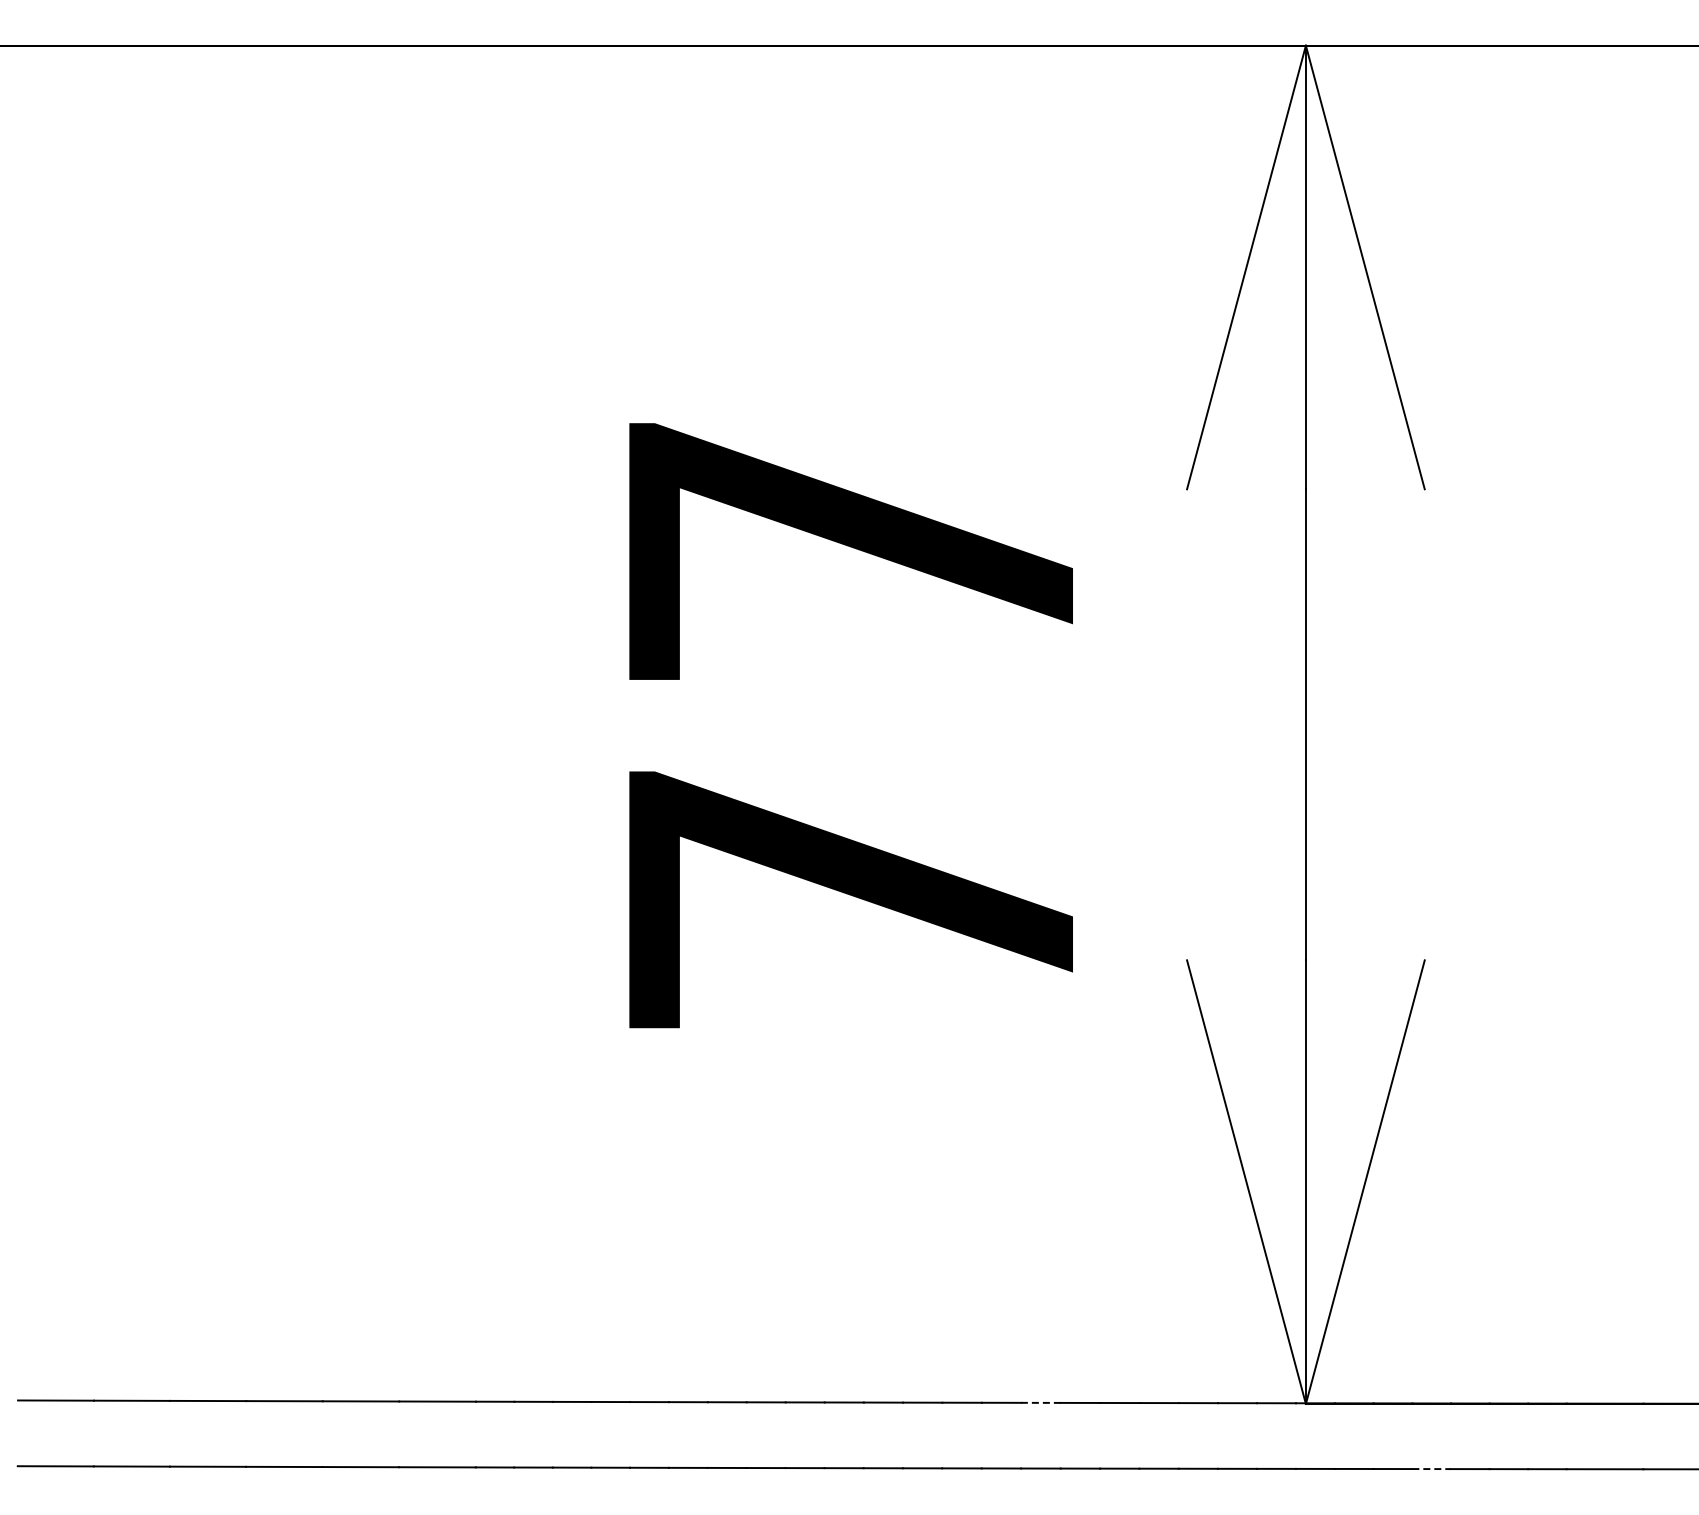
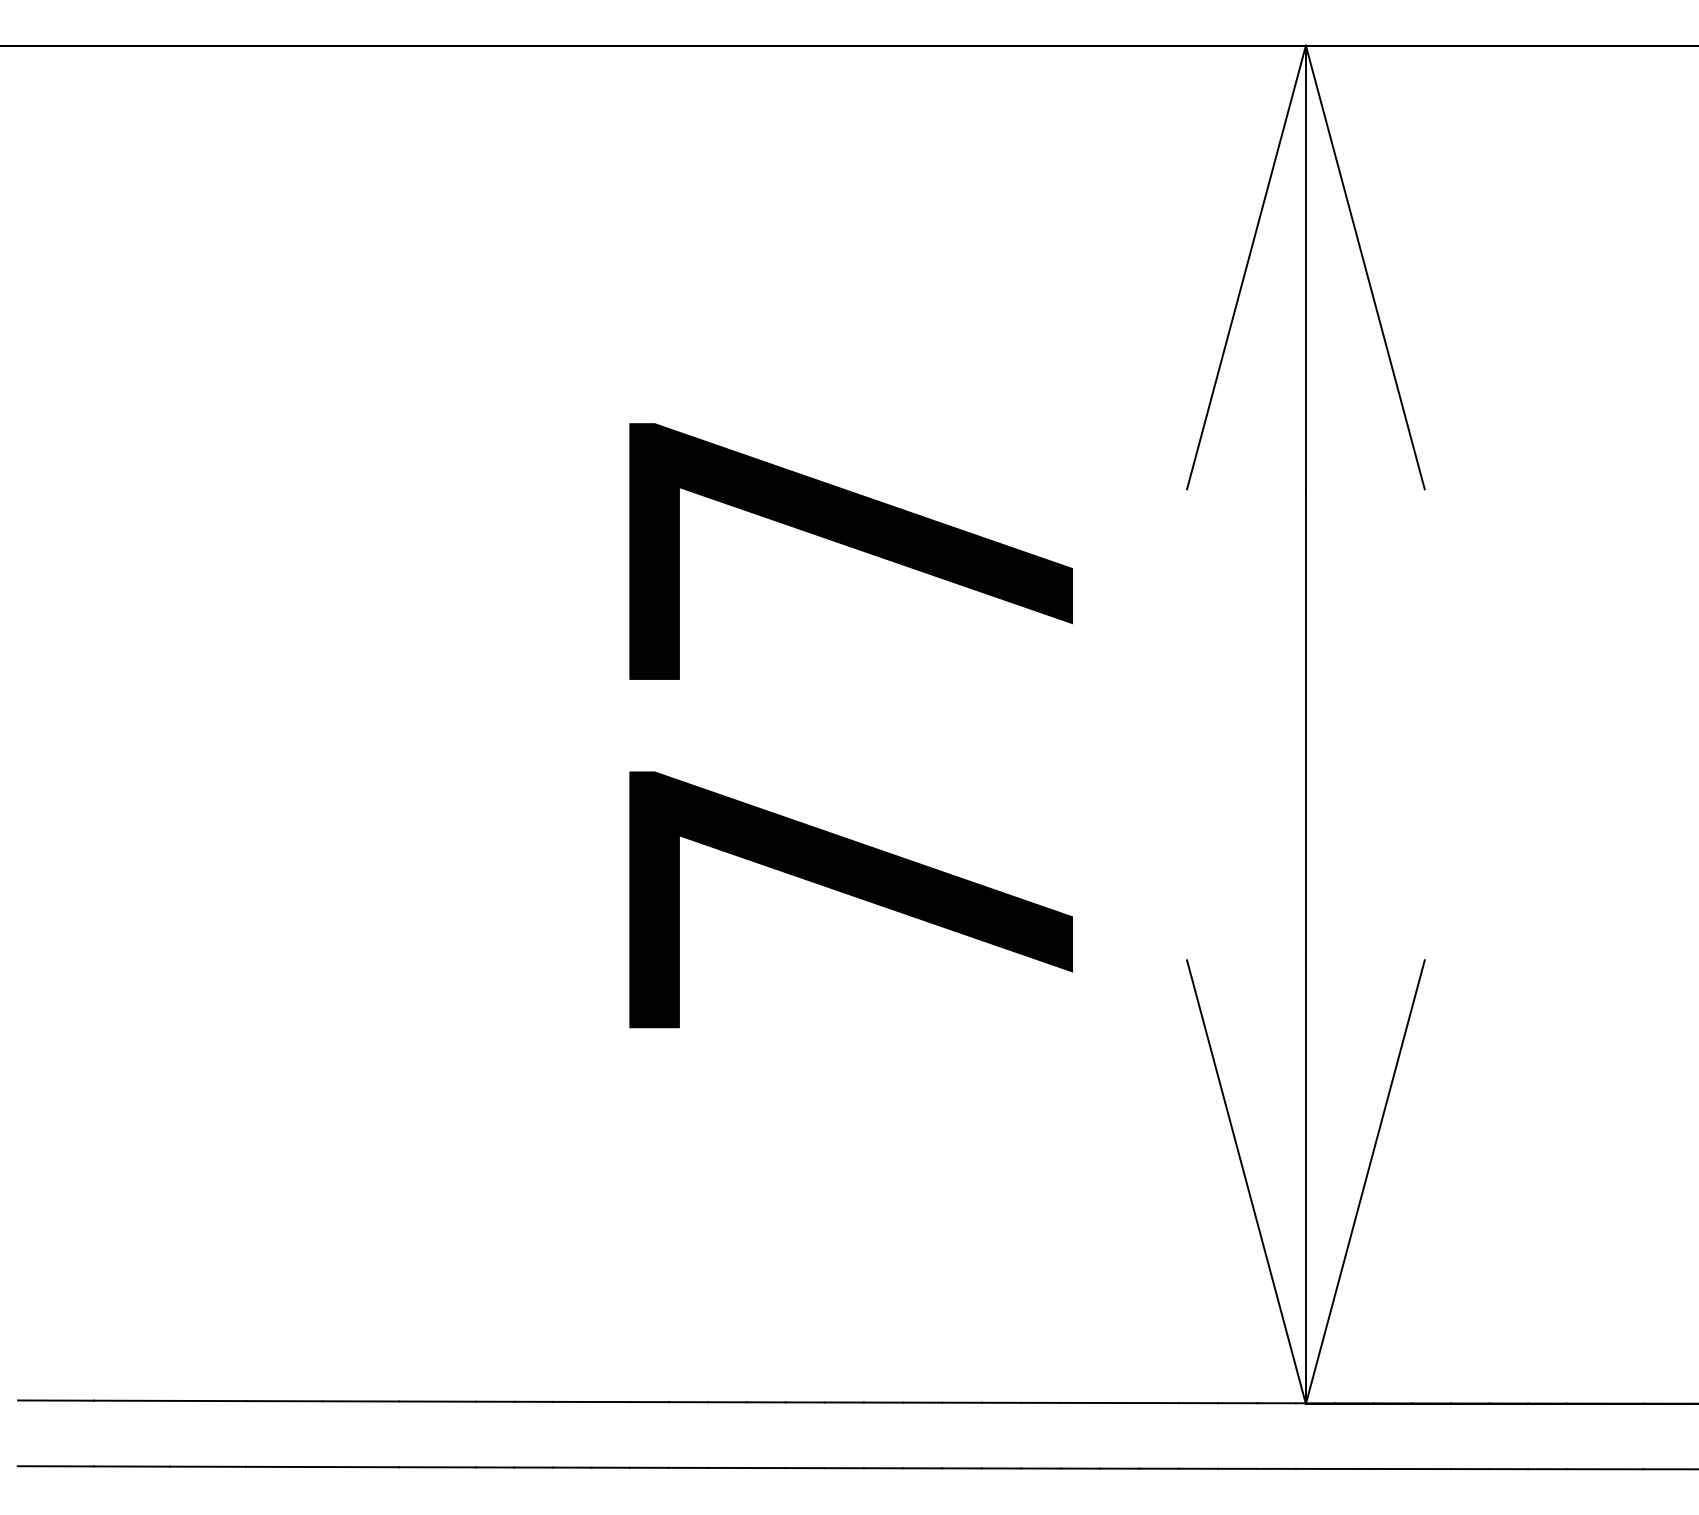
line: dashed -> solid (1041, 1402)
line: dashed -> solid (1432, 1469)
